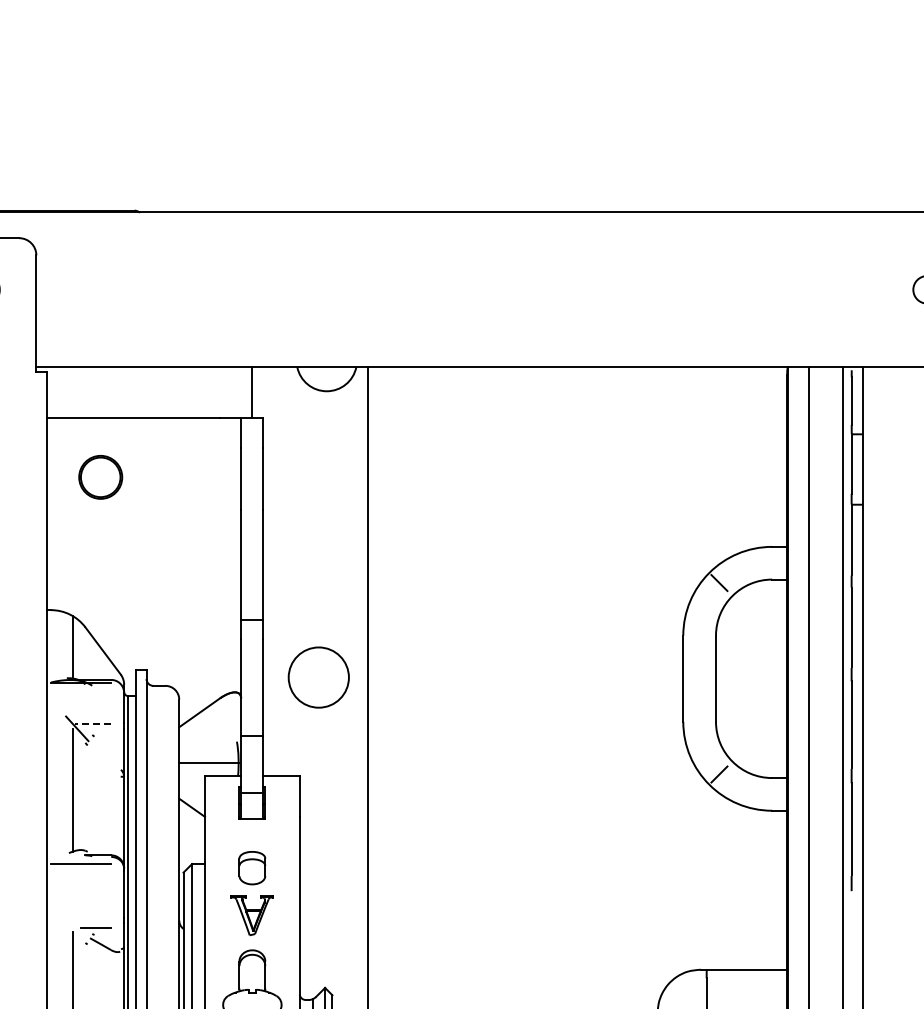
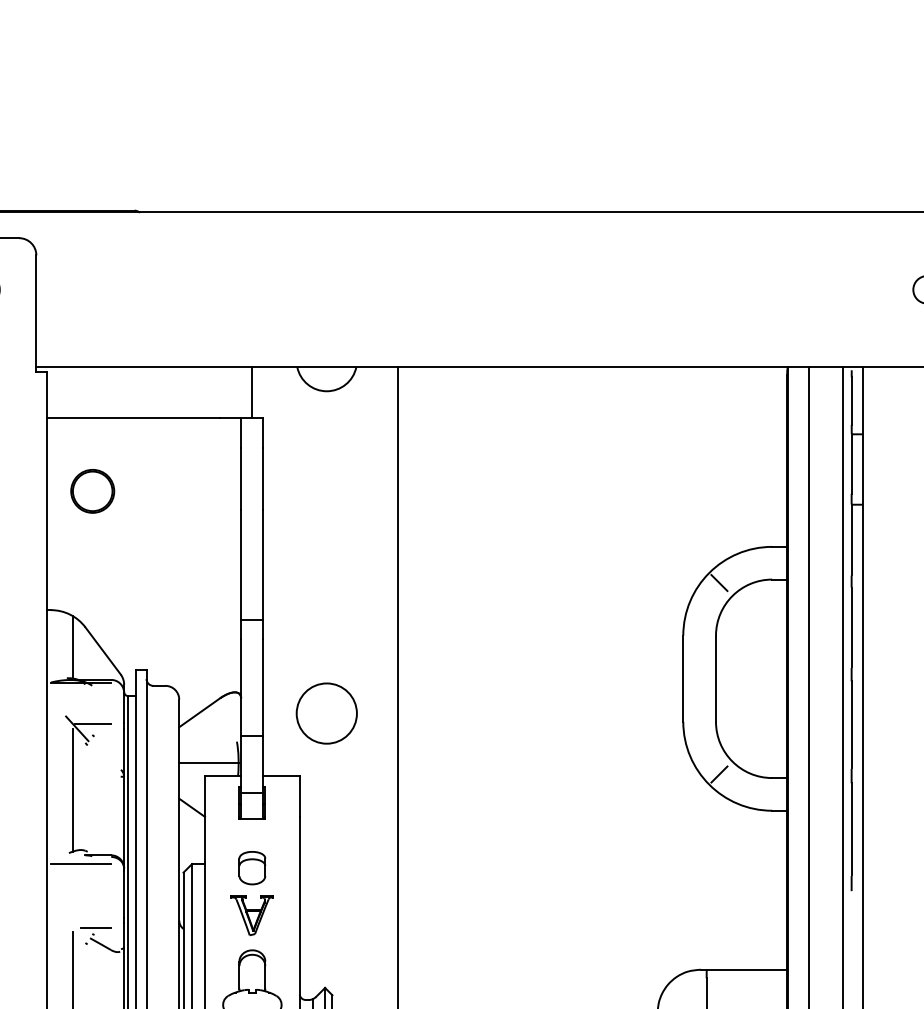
part position: (100, 477) -> (92, 491) (92, 491)
circle position: (318, 677) -> (326, 713) (326, 713)
line position: (368, 686) -> (398, 686) (398, 686)
line: dashed -> solid (92, 723)
